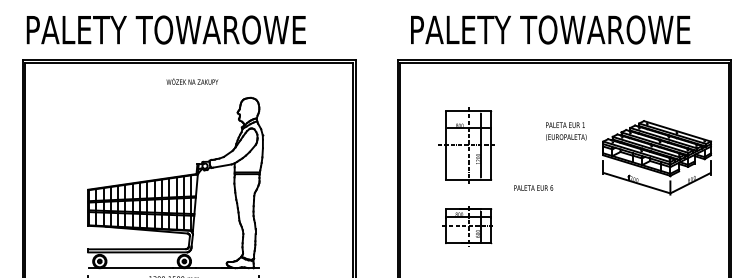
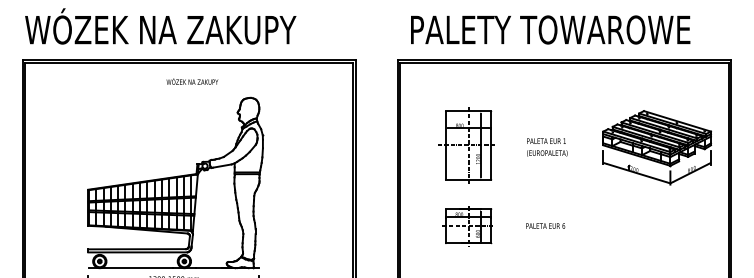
text: PALETY TOWAROWE -> WÓZEK NA ZAKUPY (165, 26)
text position: (566, 131) -> (547, 147) (547, 147)
part position: (656, 157) -> (656, 147) (656, 147)
text position: (533, 187) -> (545, 225) (545, 225)
